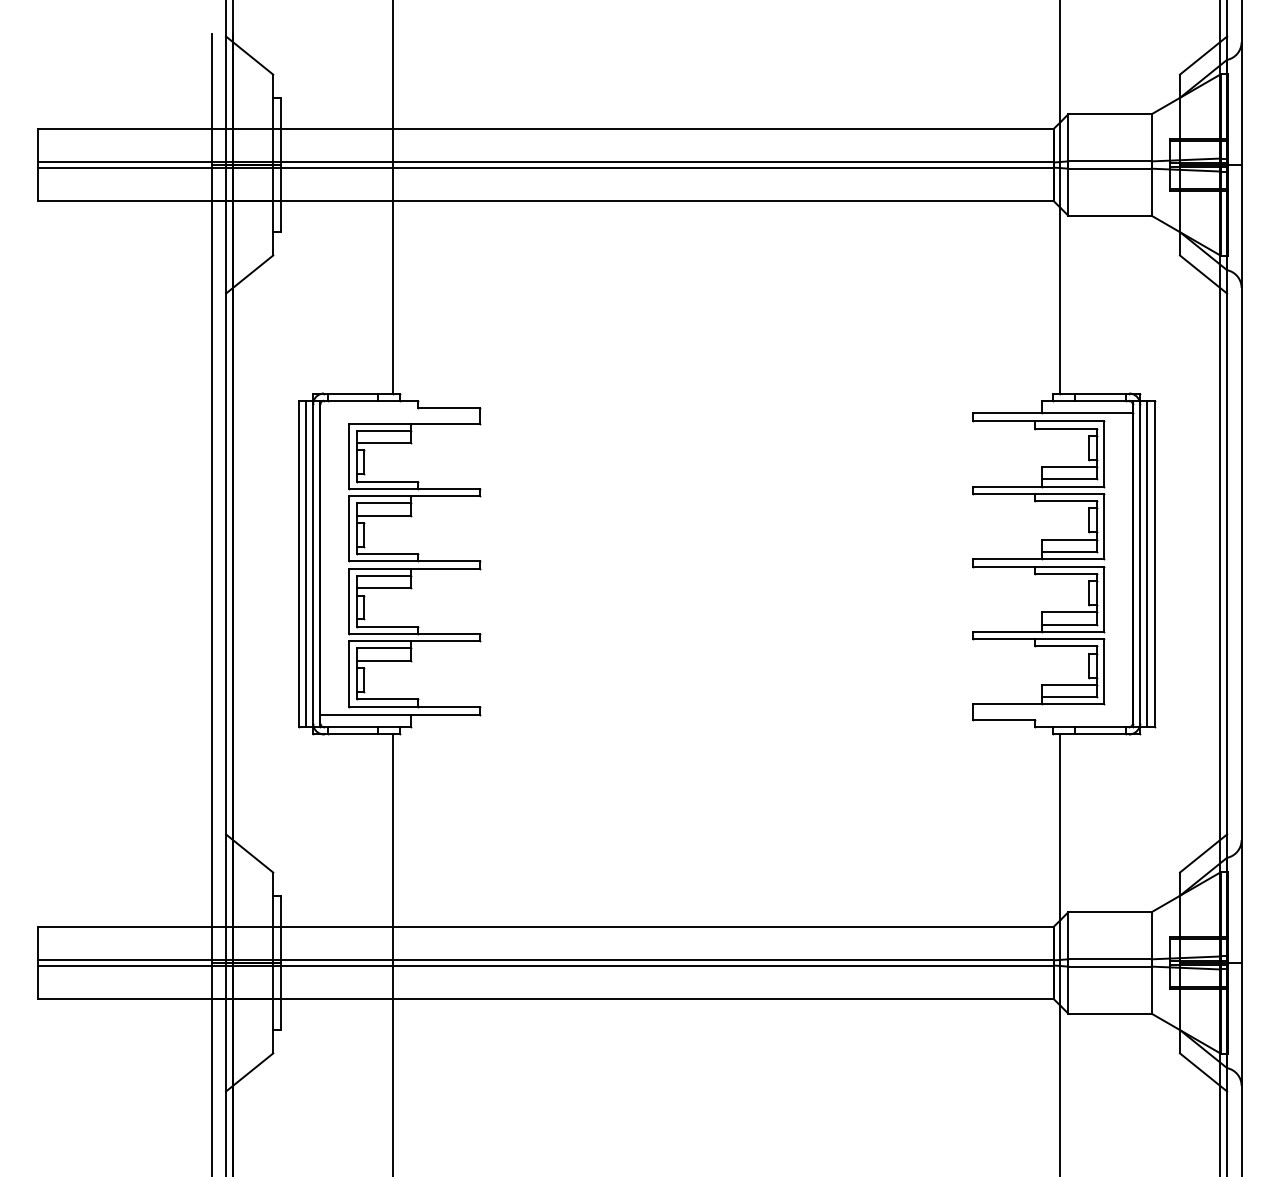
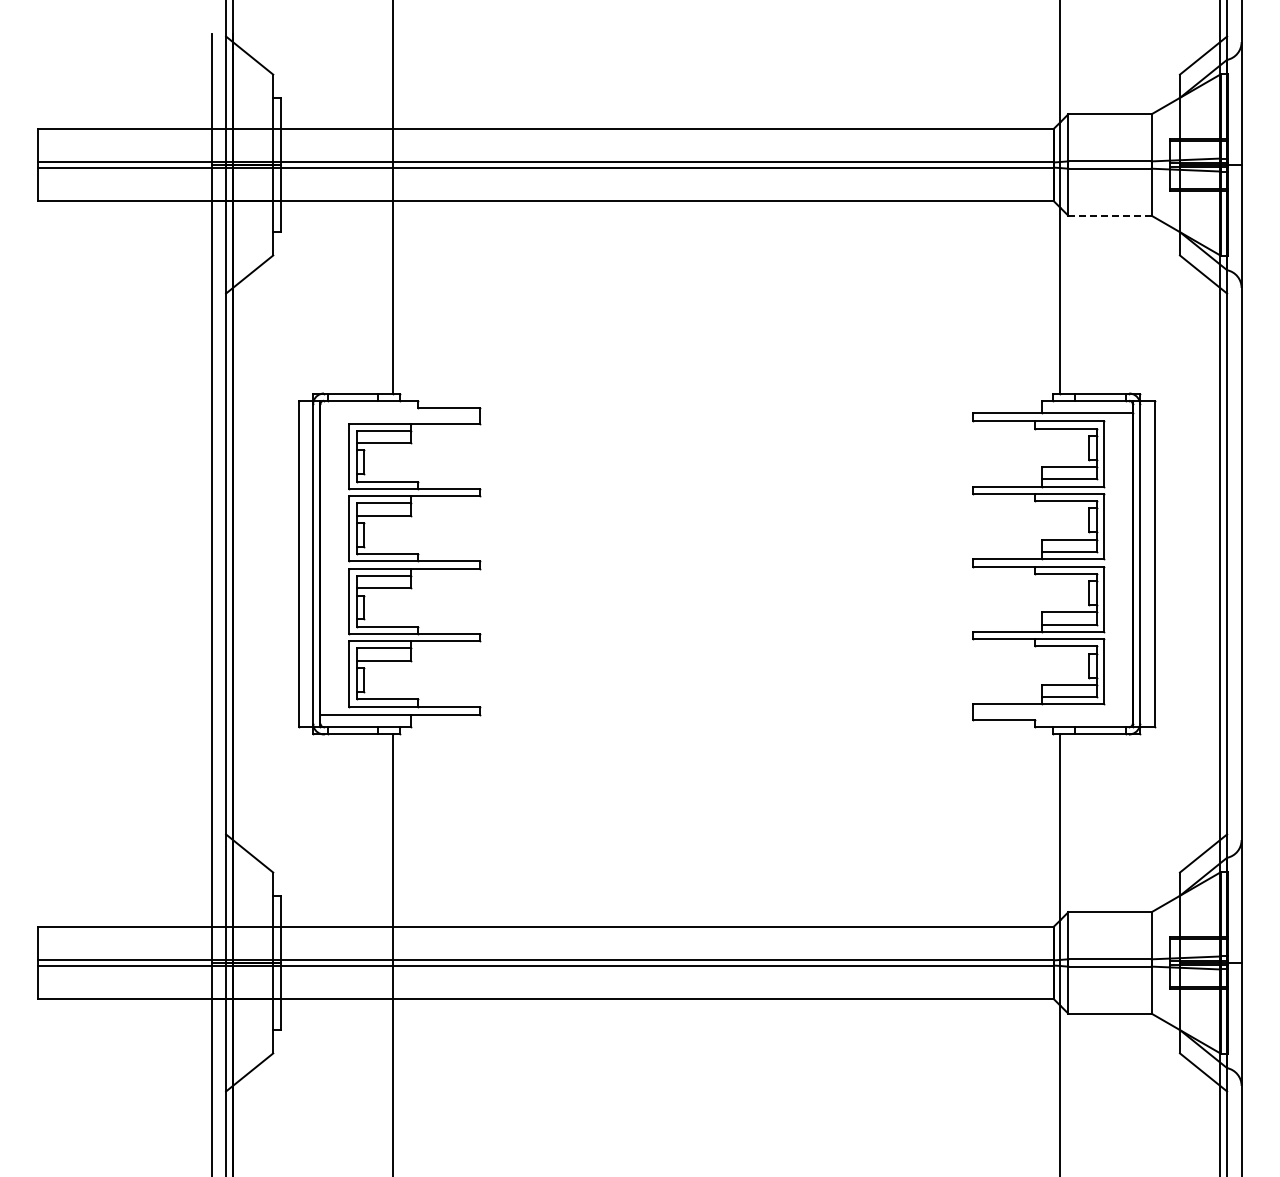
line: solid -> dashed (1110, 215)
line: present -> none (305, 563)
line: present -> none (1147, 563)
